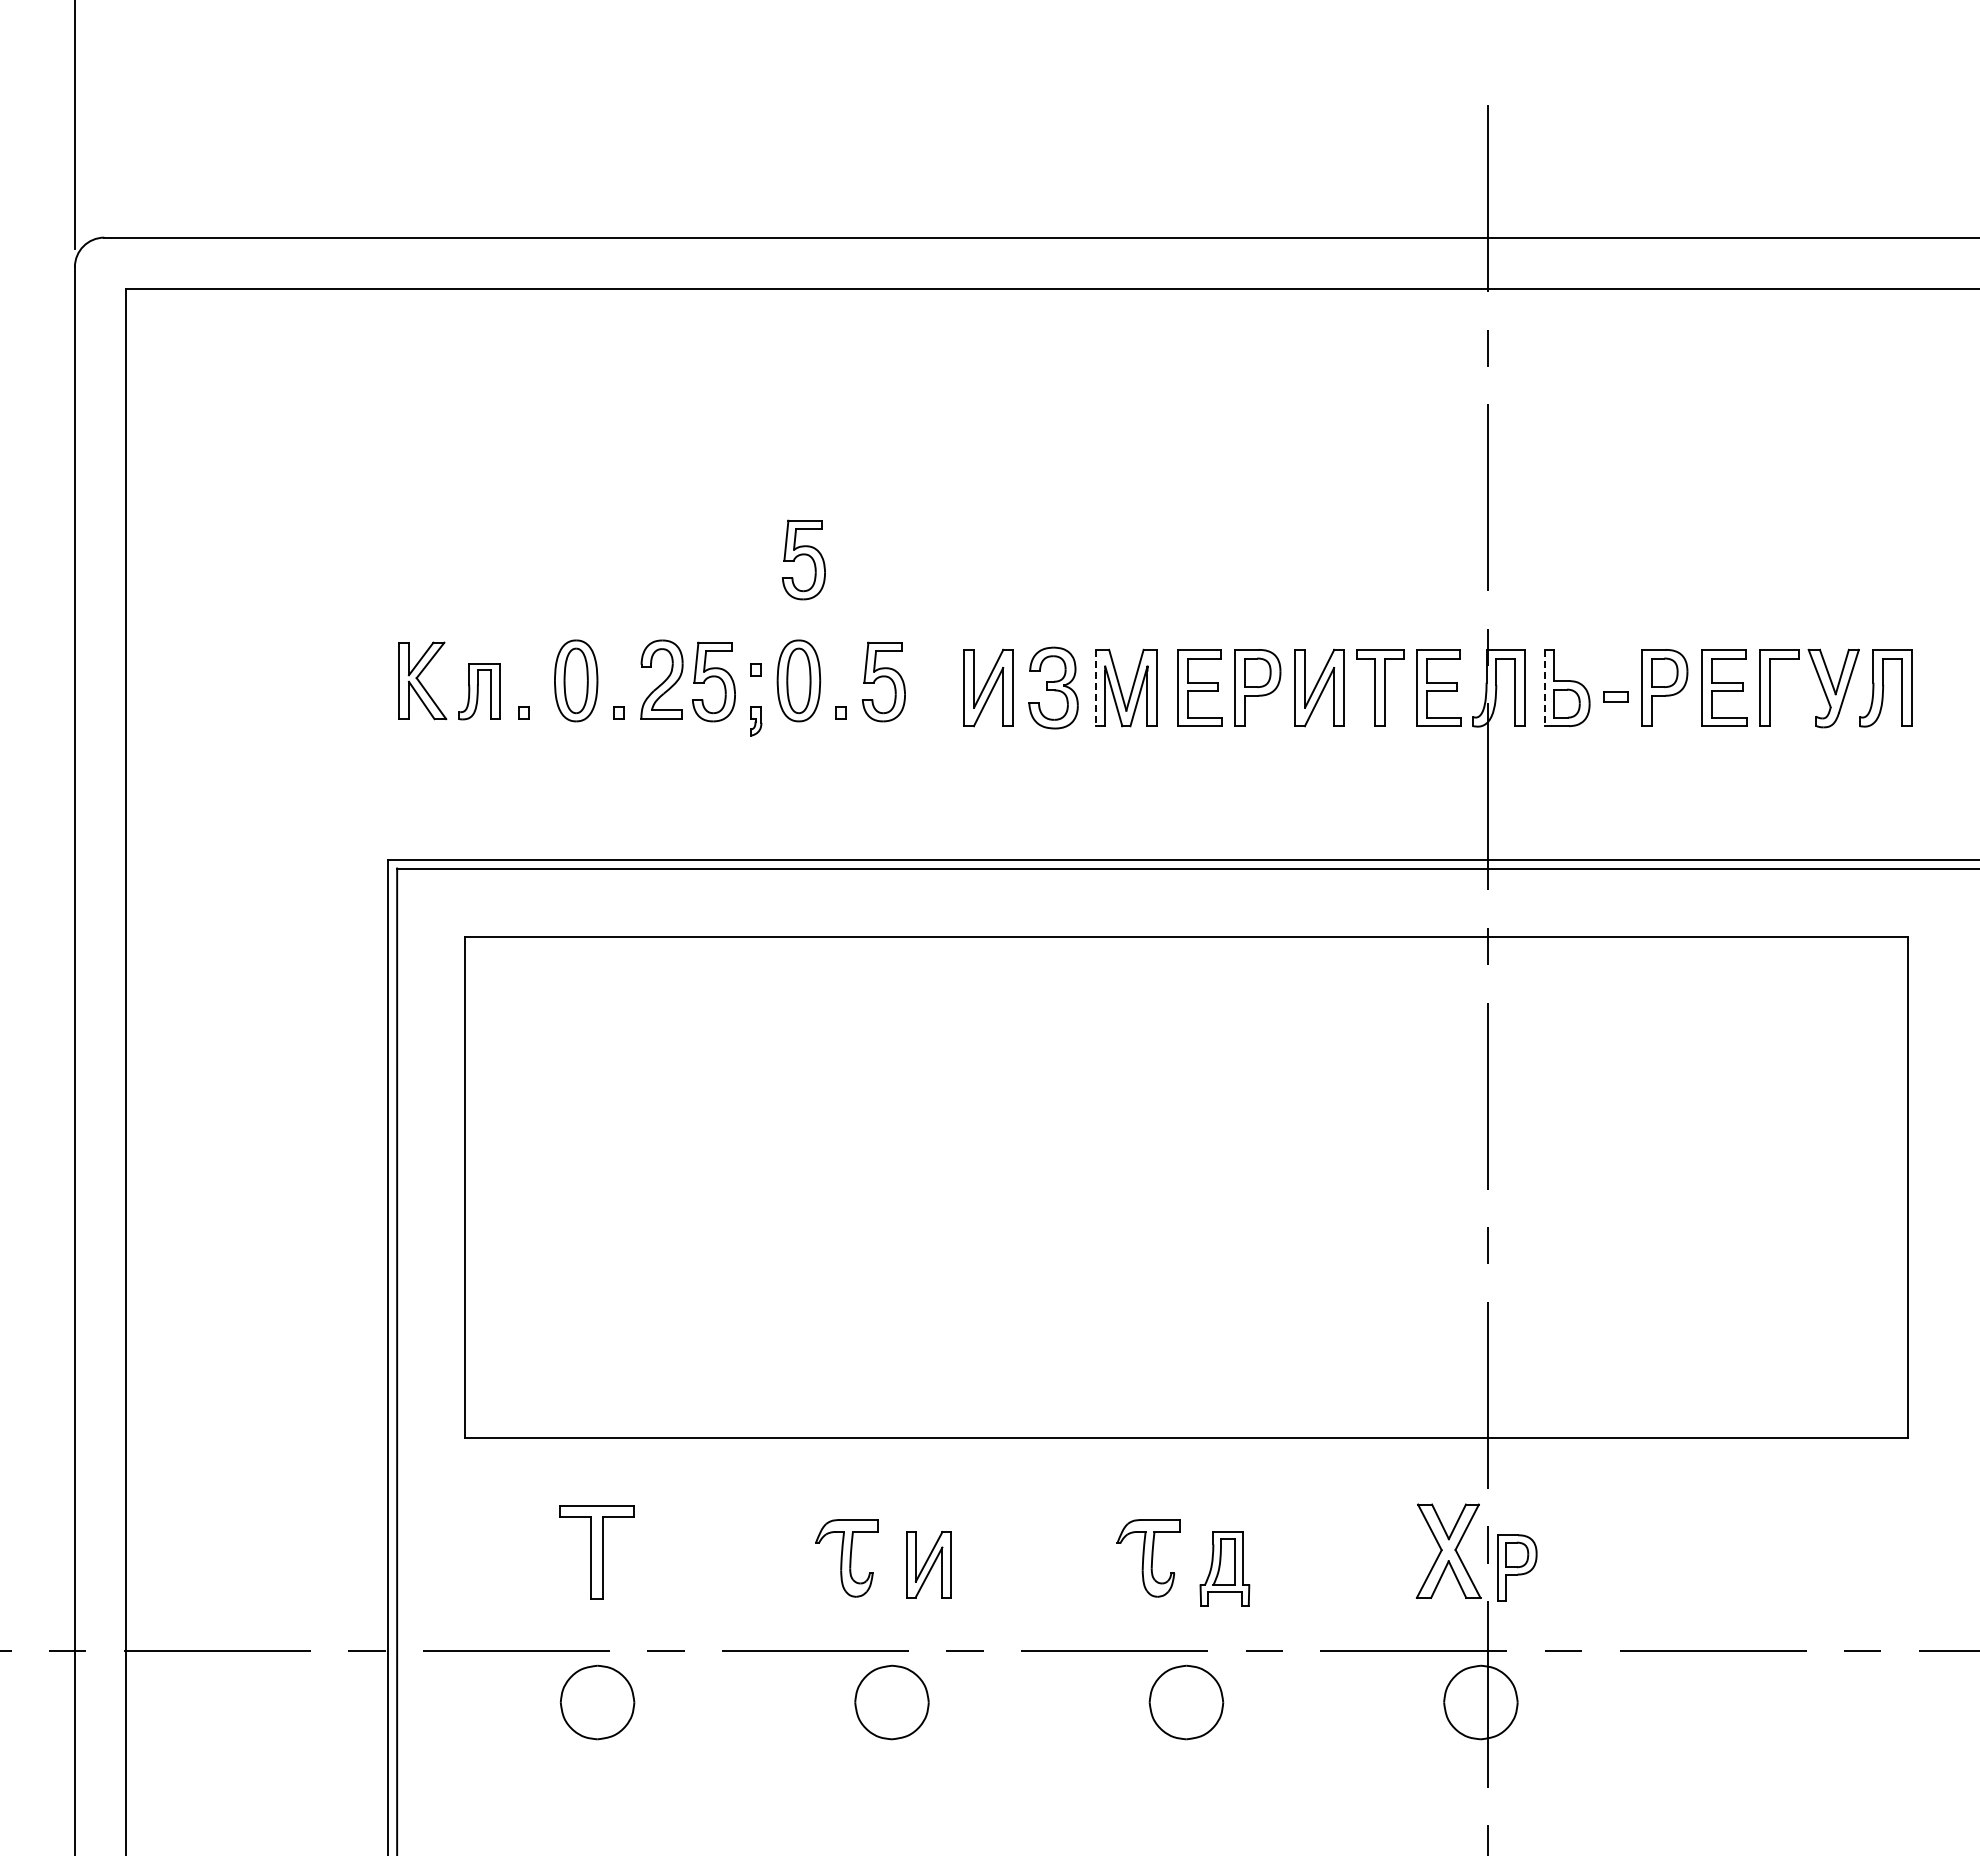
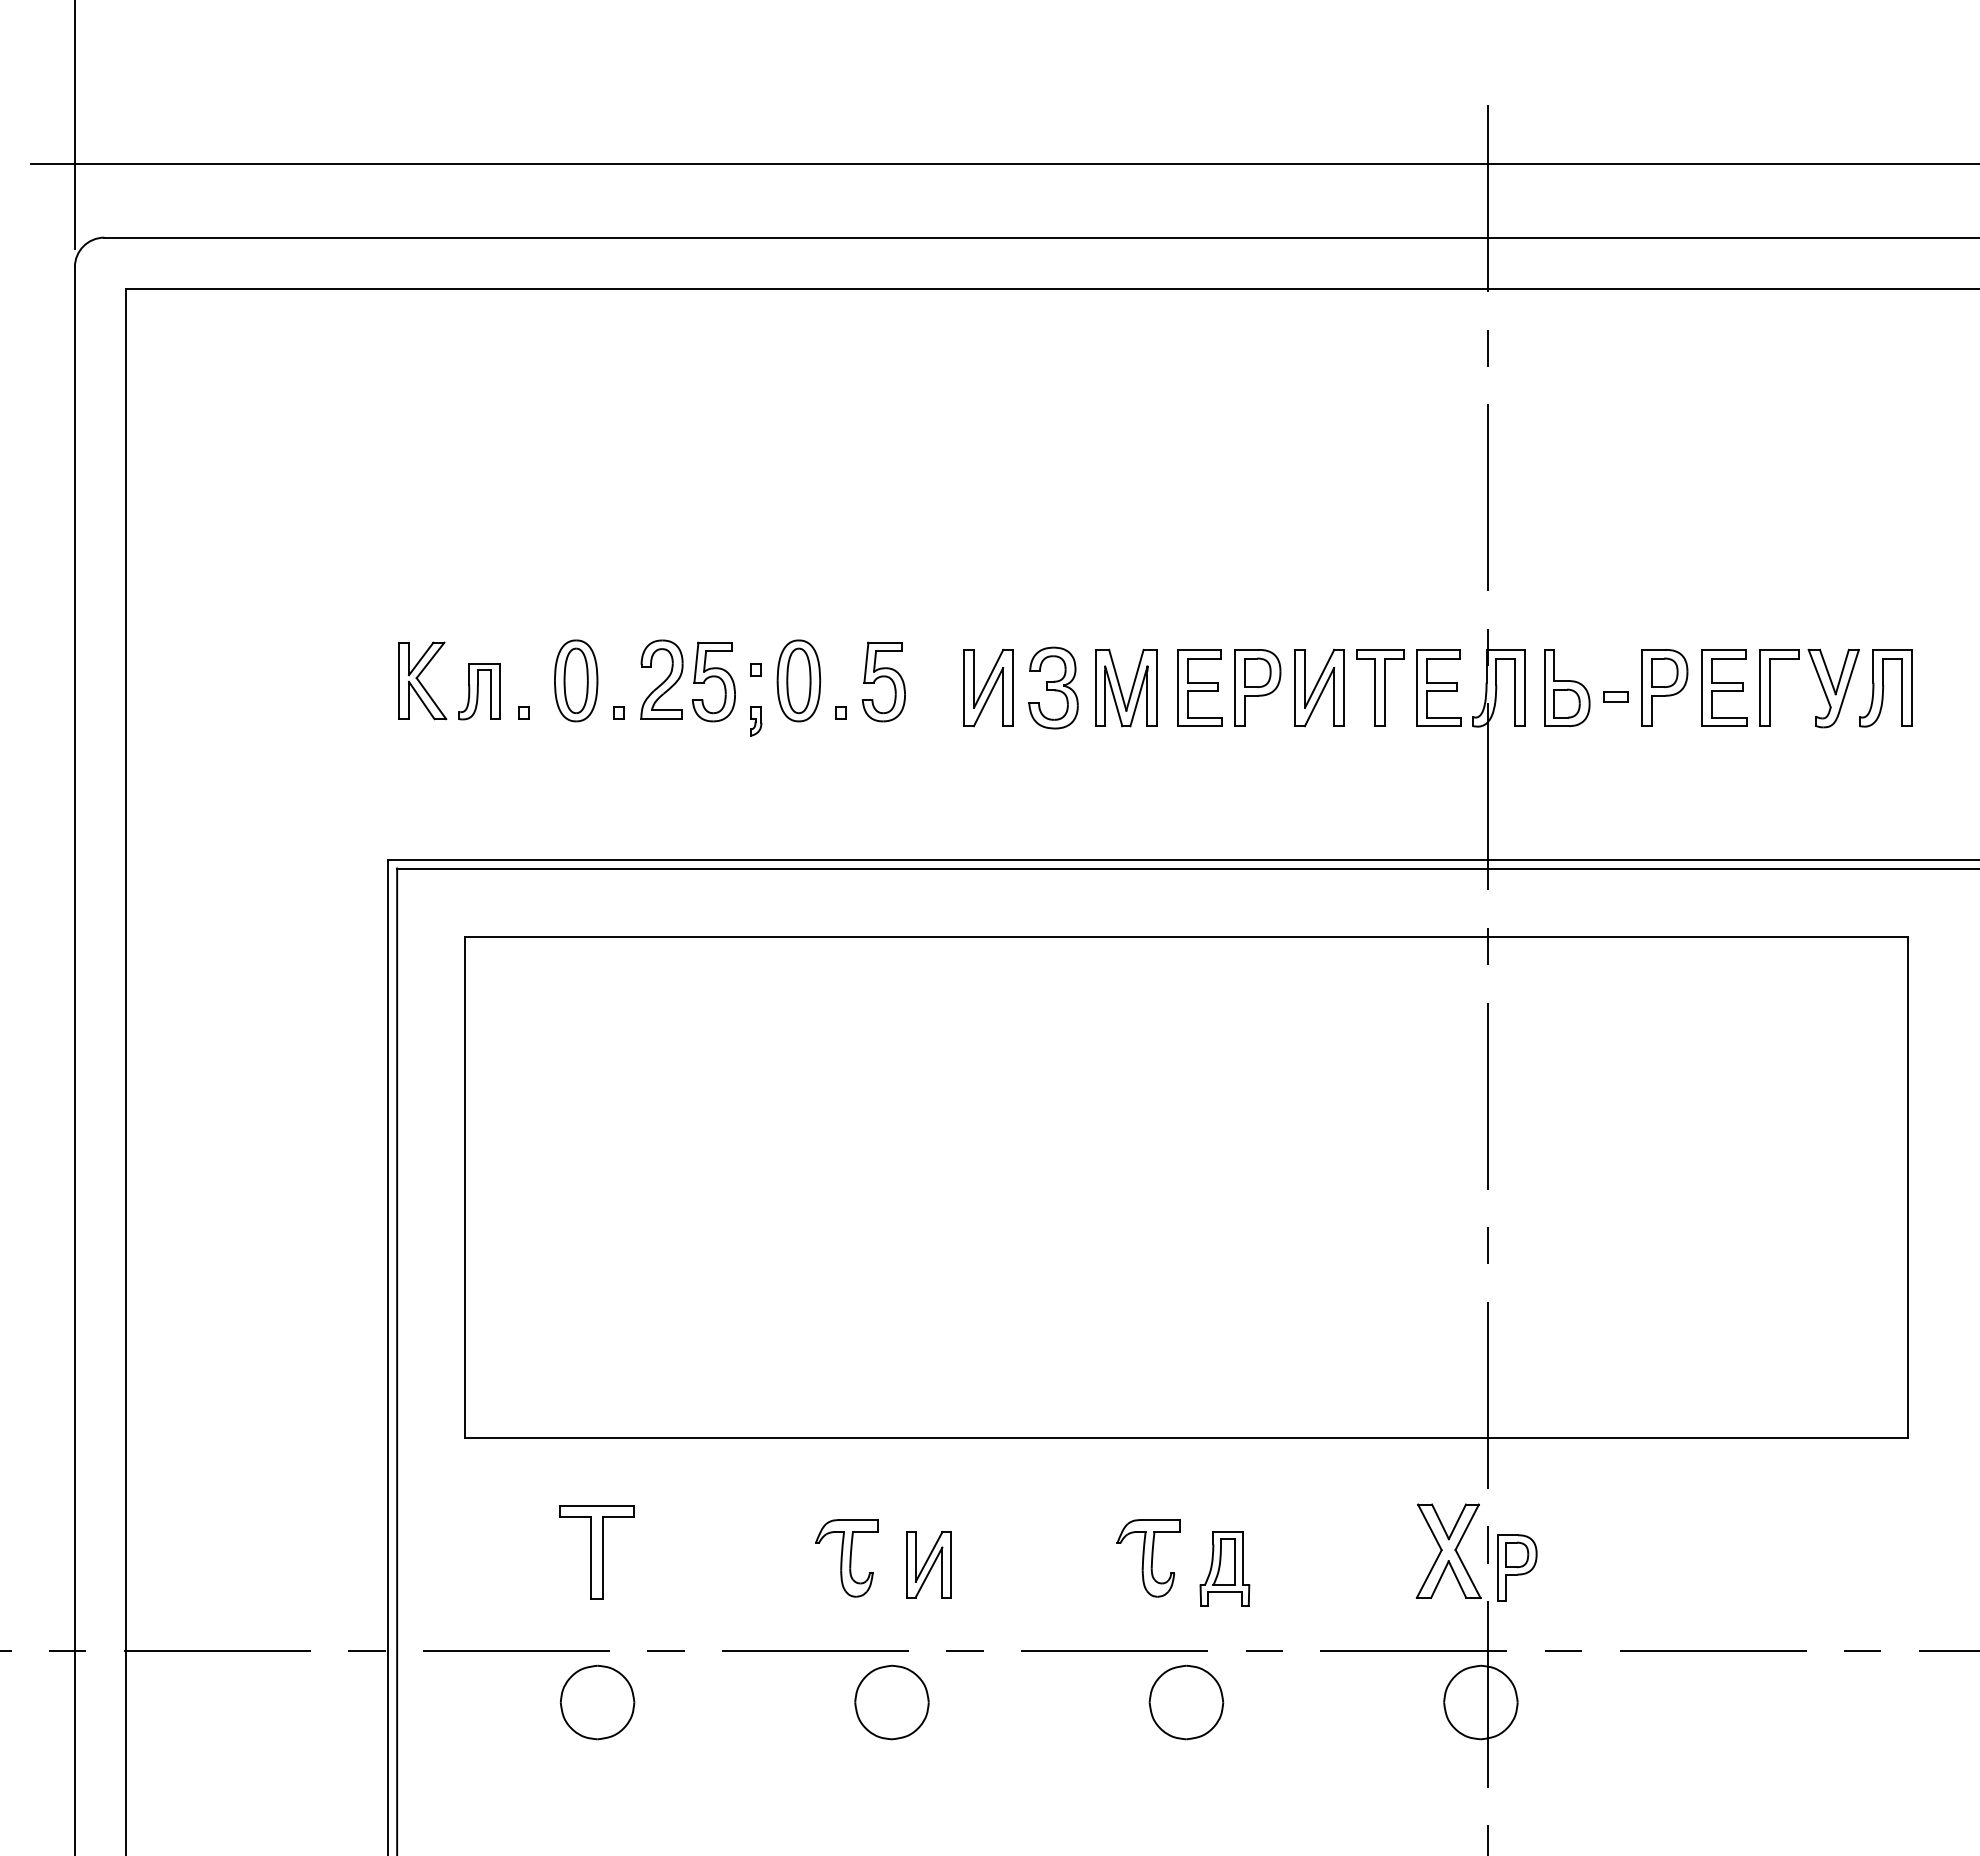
line: none -> present (1003, 164)
part: present -> none (803, 559)
line: dashed -> solid (1095, 688)
line: dashed -> solid (1544, 688)
